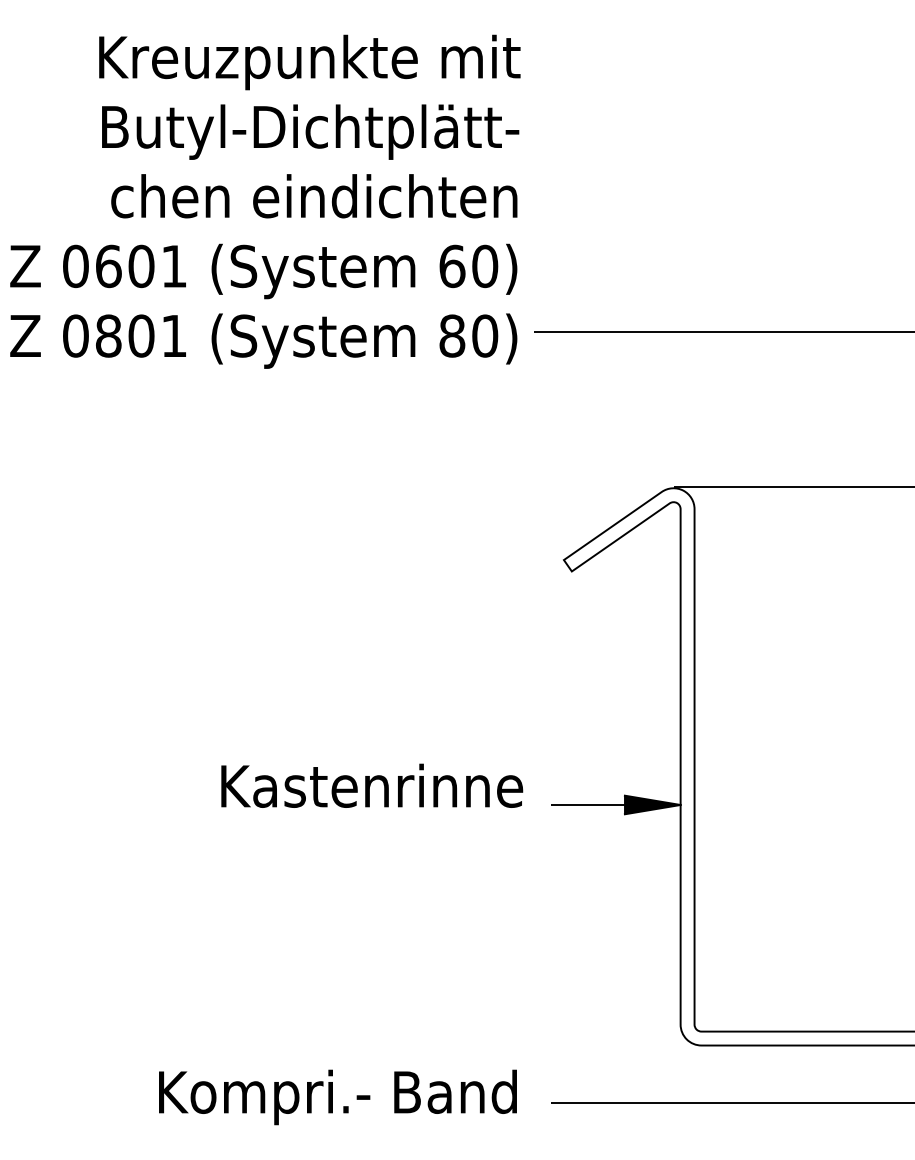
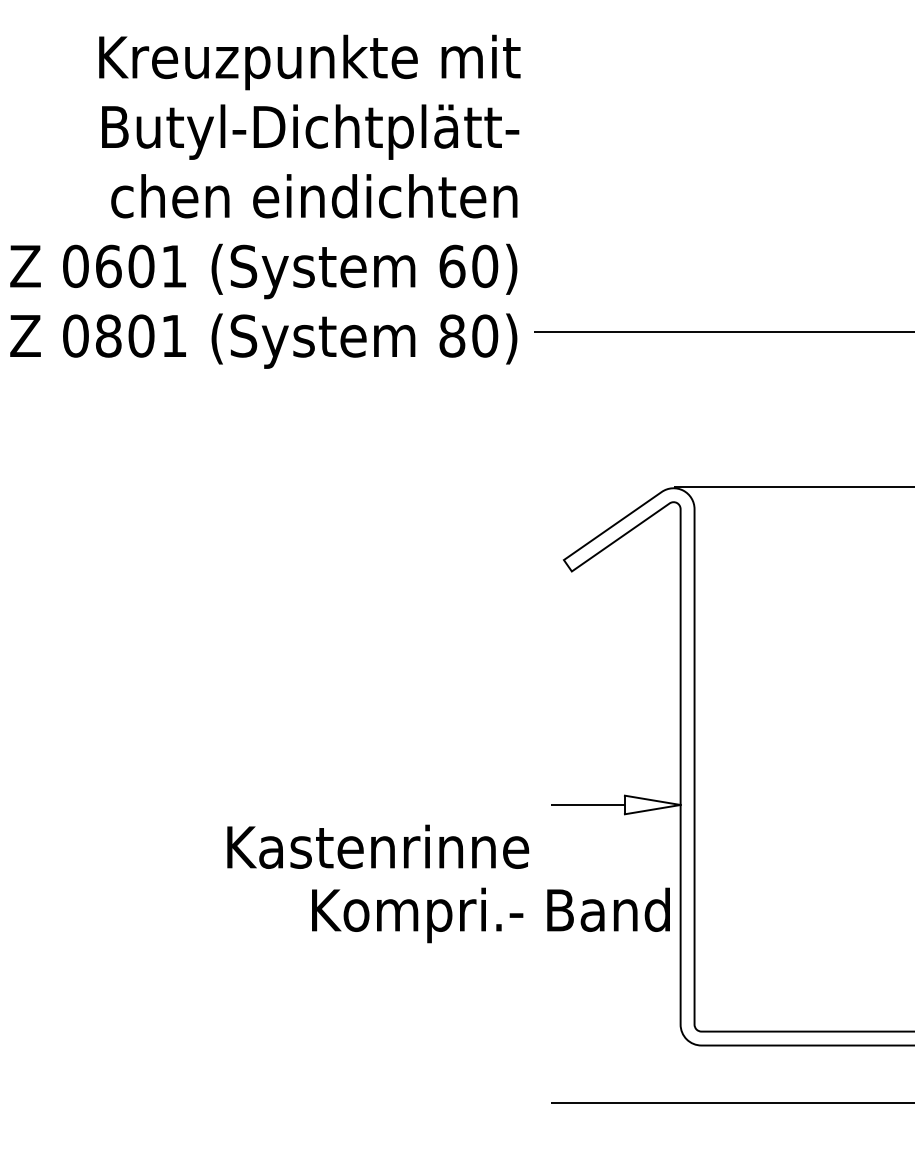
text position: (372, 785) -> (378, 846) (378, 846)
fill: present -> none (652, 804)
text position: (337, 1097) -> (490, 915) (490, 915)
